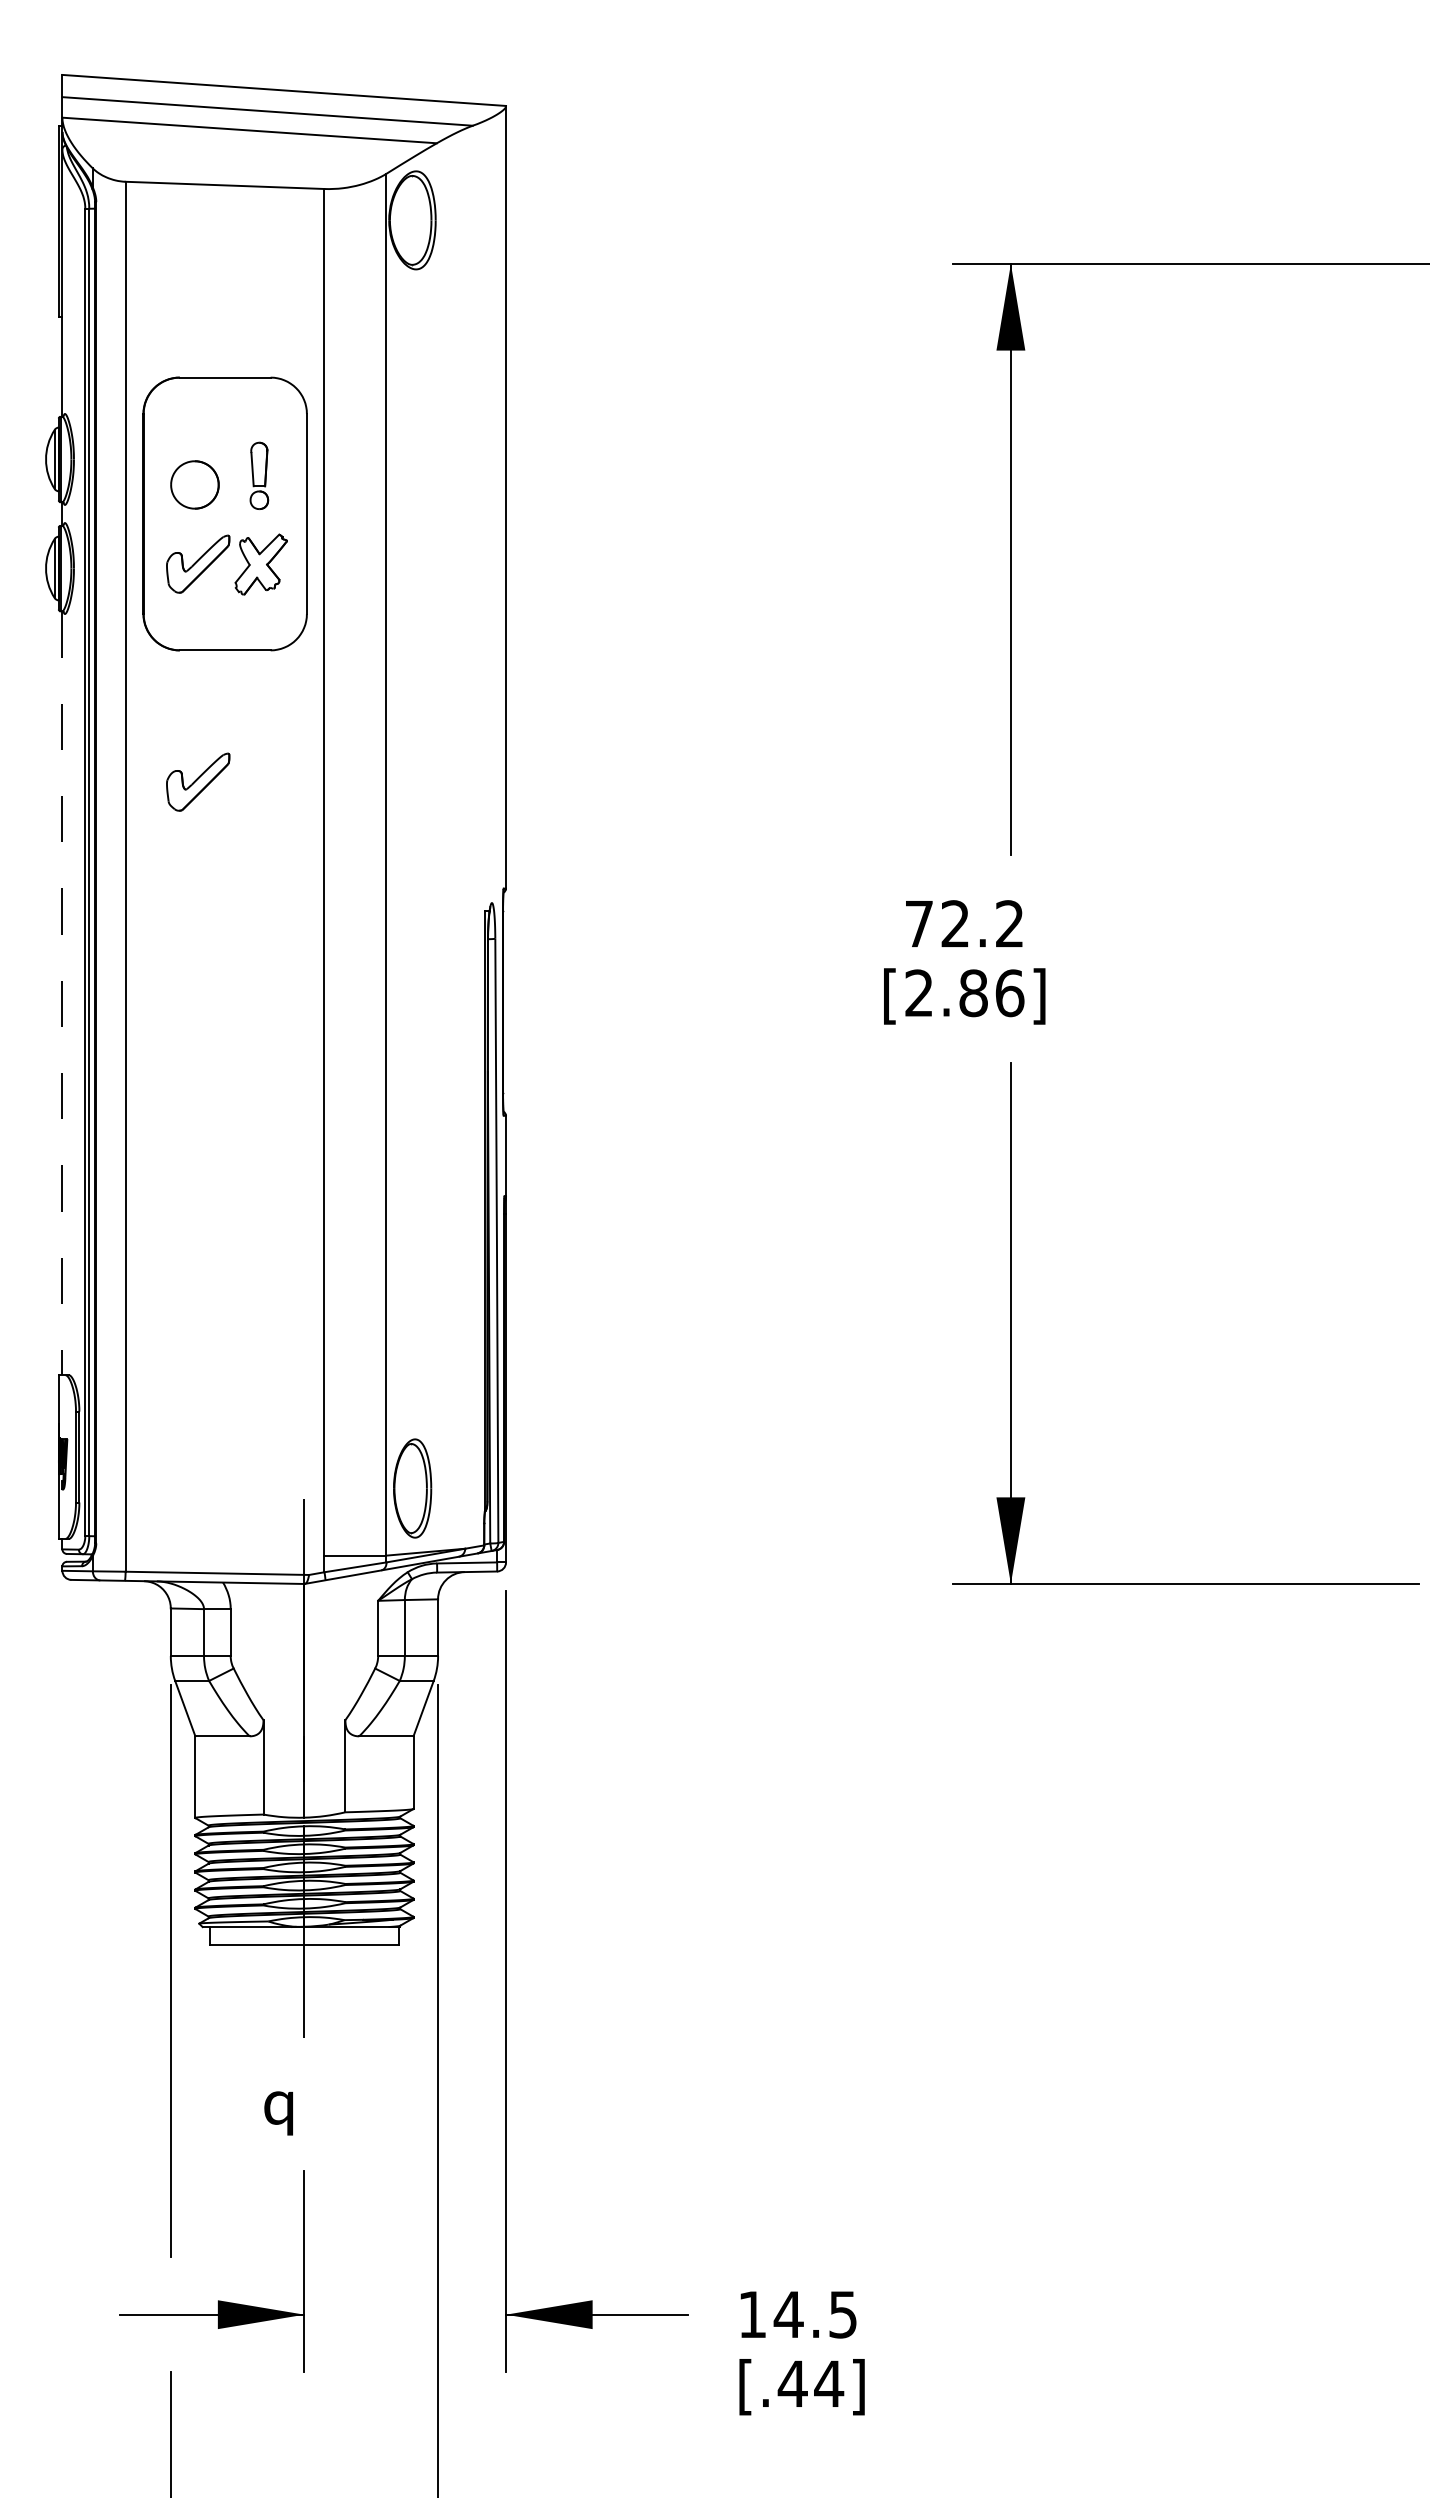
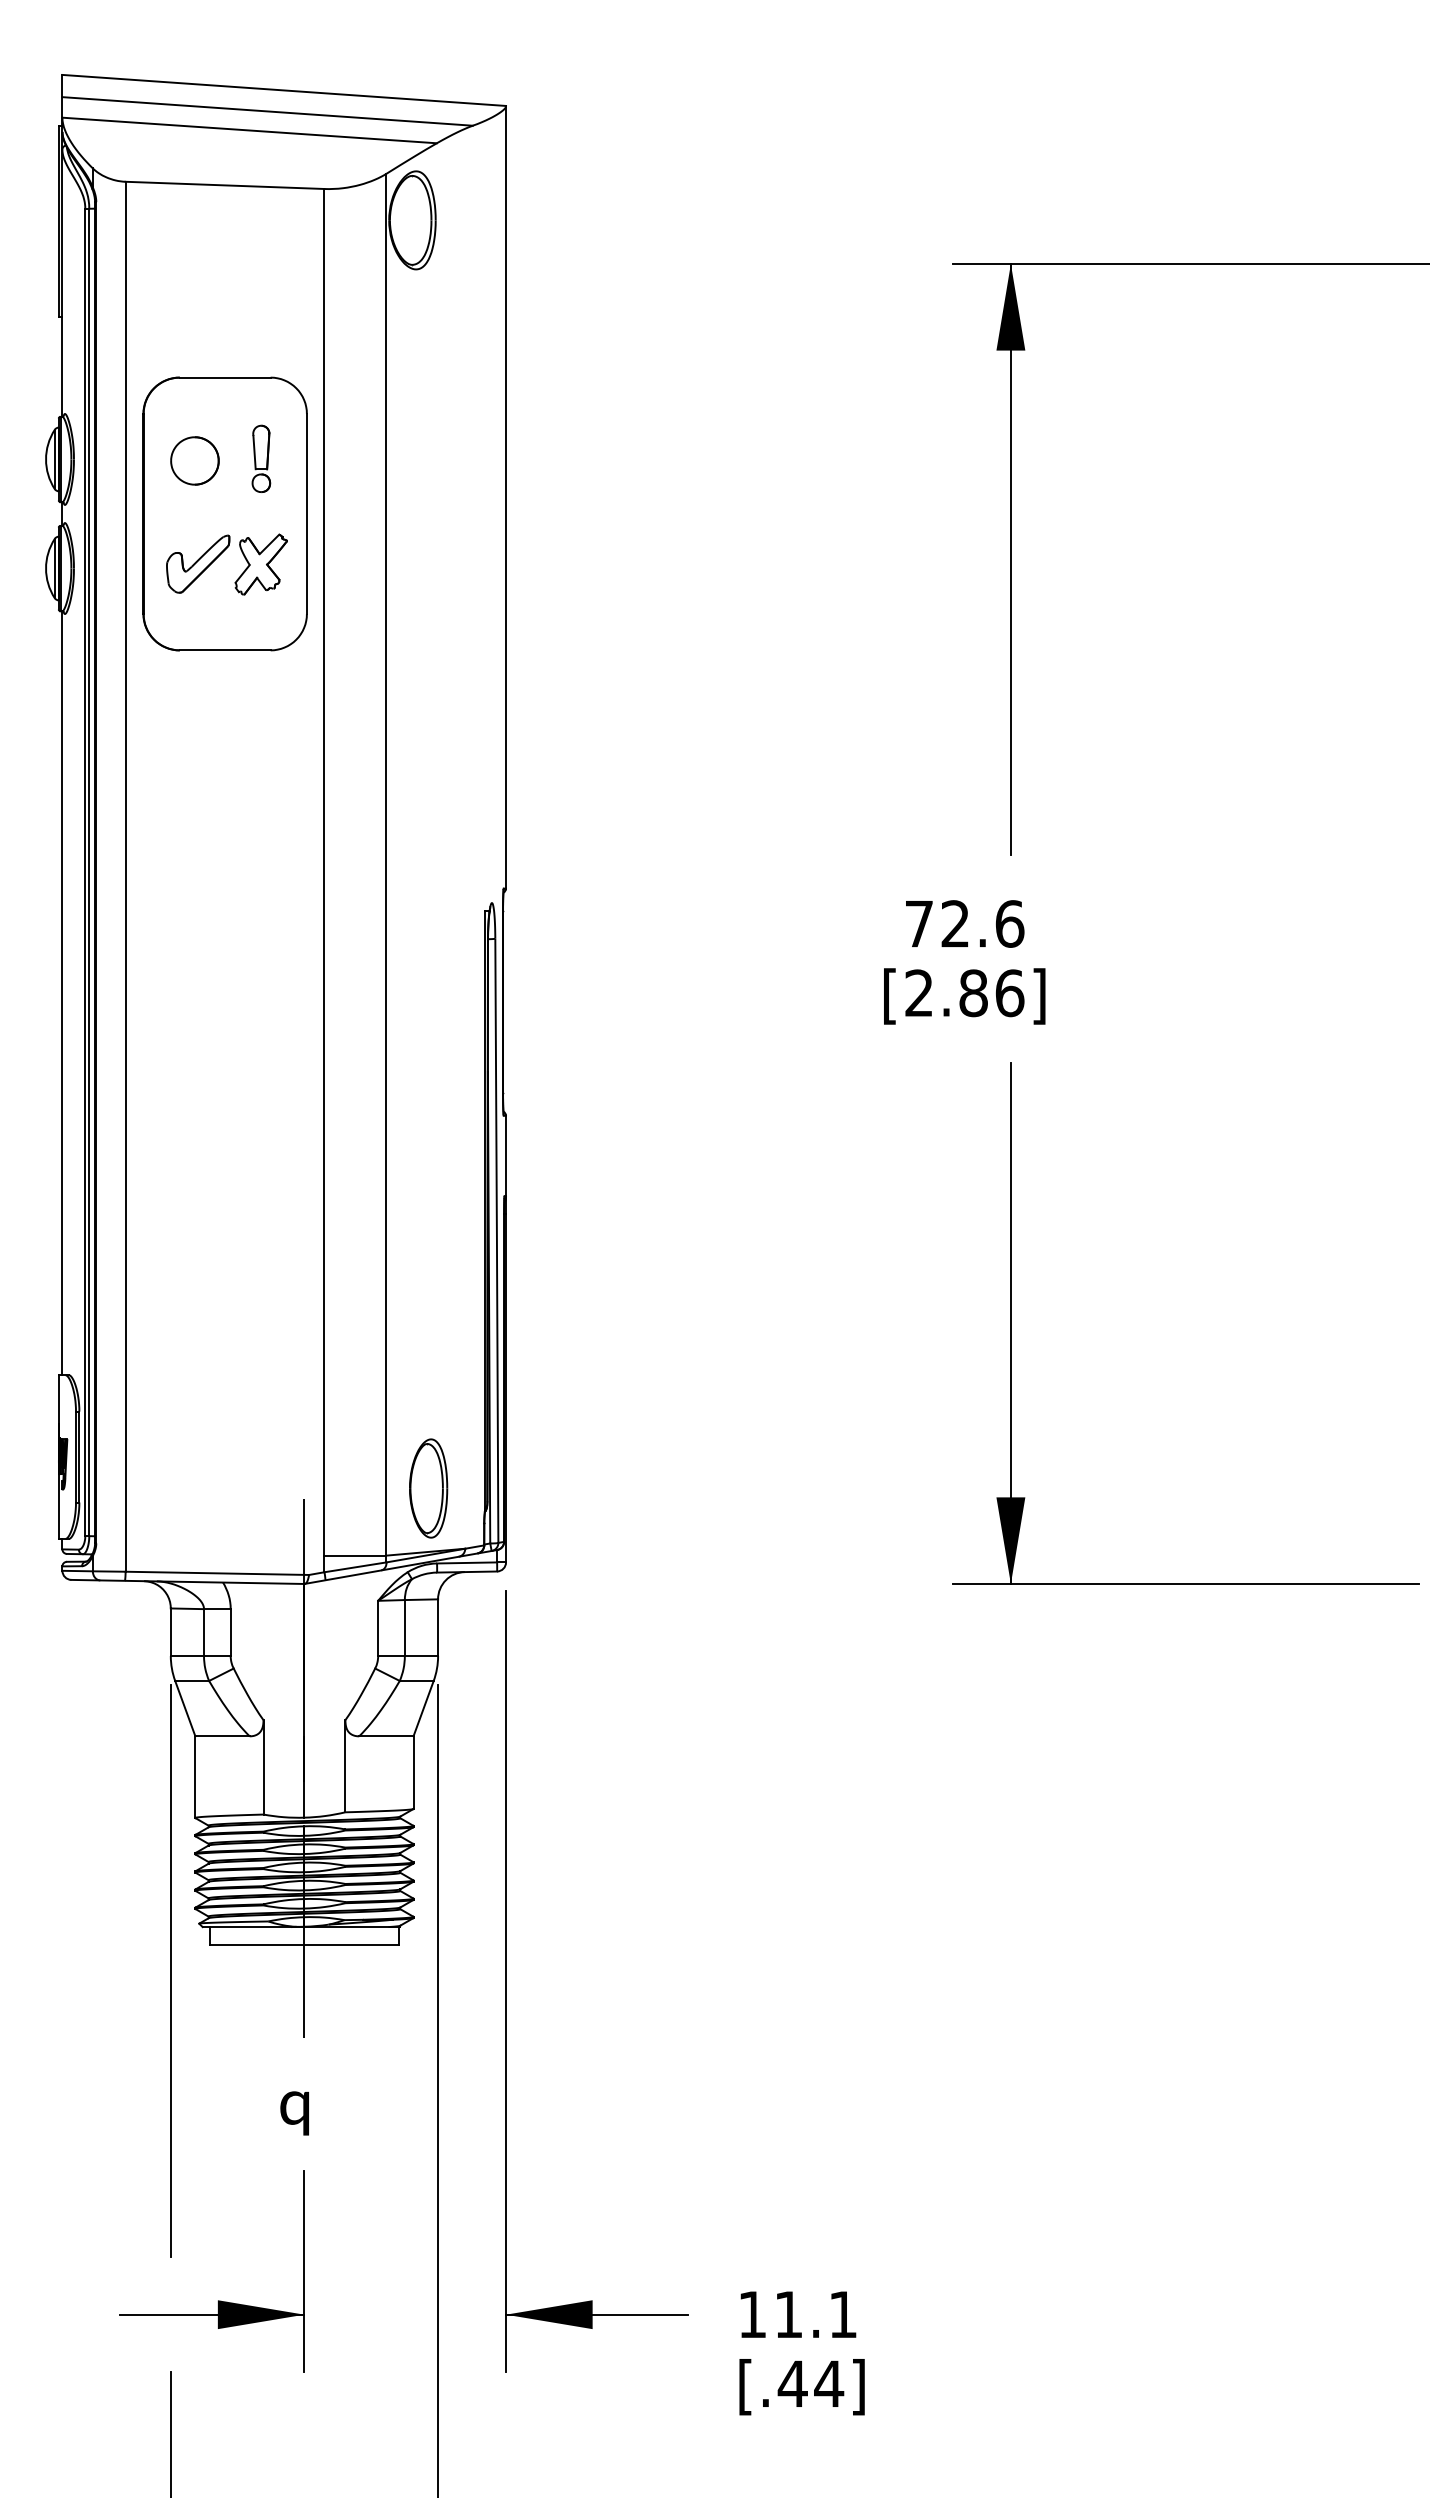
part position: (259, 475) -> (261, 458) (261, 458)
part position: (194, 484) -> (194, 460) (194, 460)
part: present -> none (198, 781)
text: 72.2 -> 72.6 (1009, 923)
line: dashed -> solid (62, 993)
part position: (412, 1488) -> (428, 1488) (428, 1488)
text position: (278, 2113) -> (294, 2113) (294, 2113)
text: 14.5 -> 11.1 (814, 2314)
